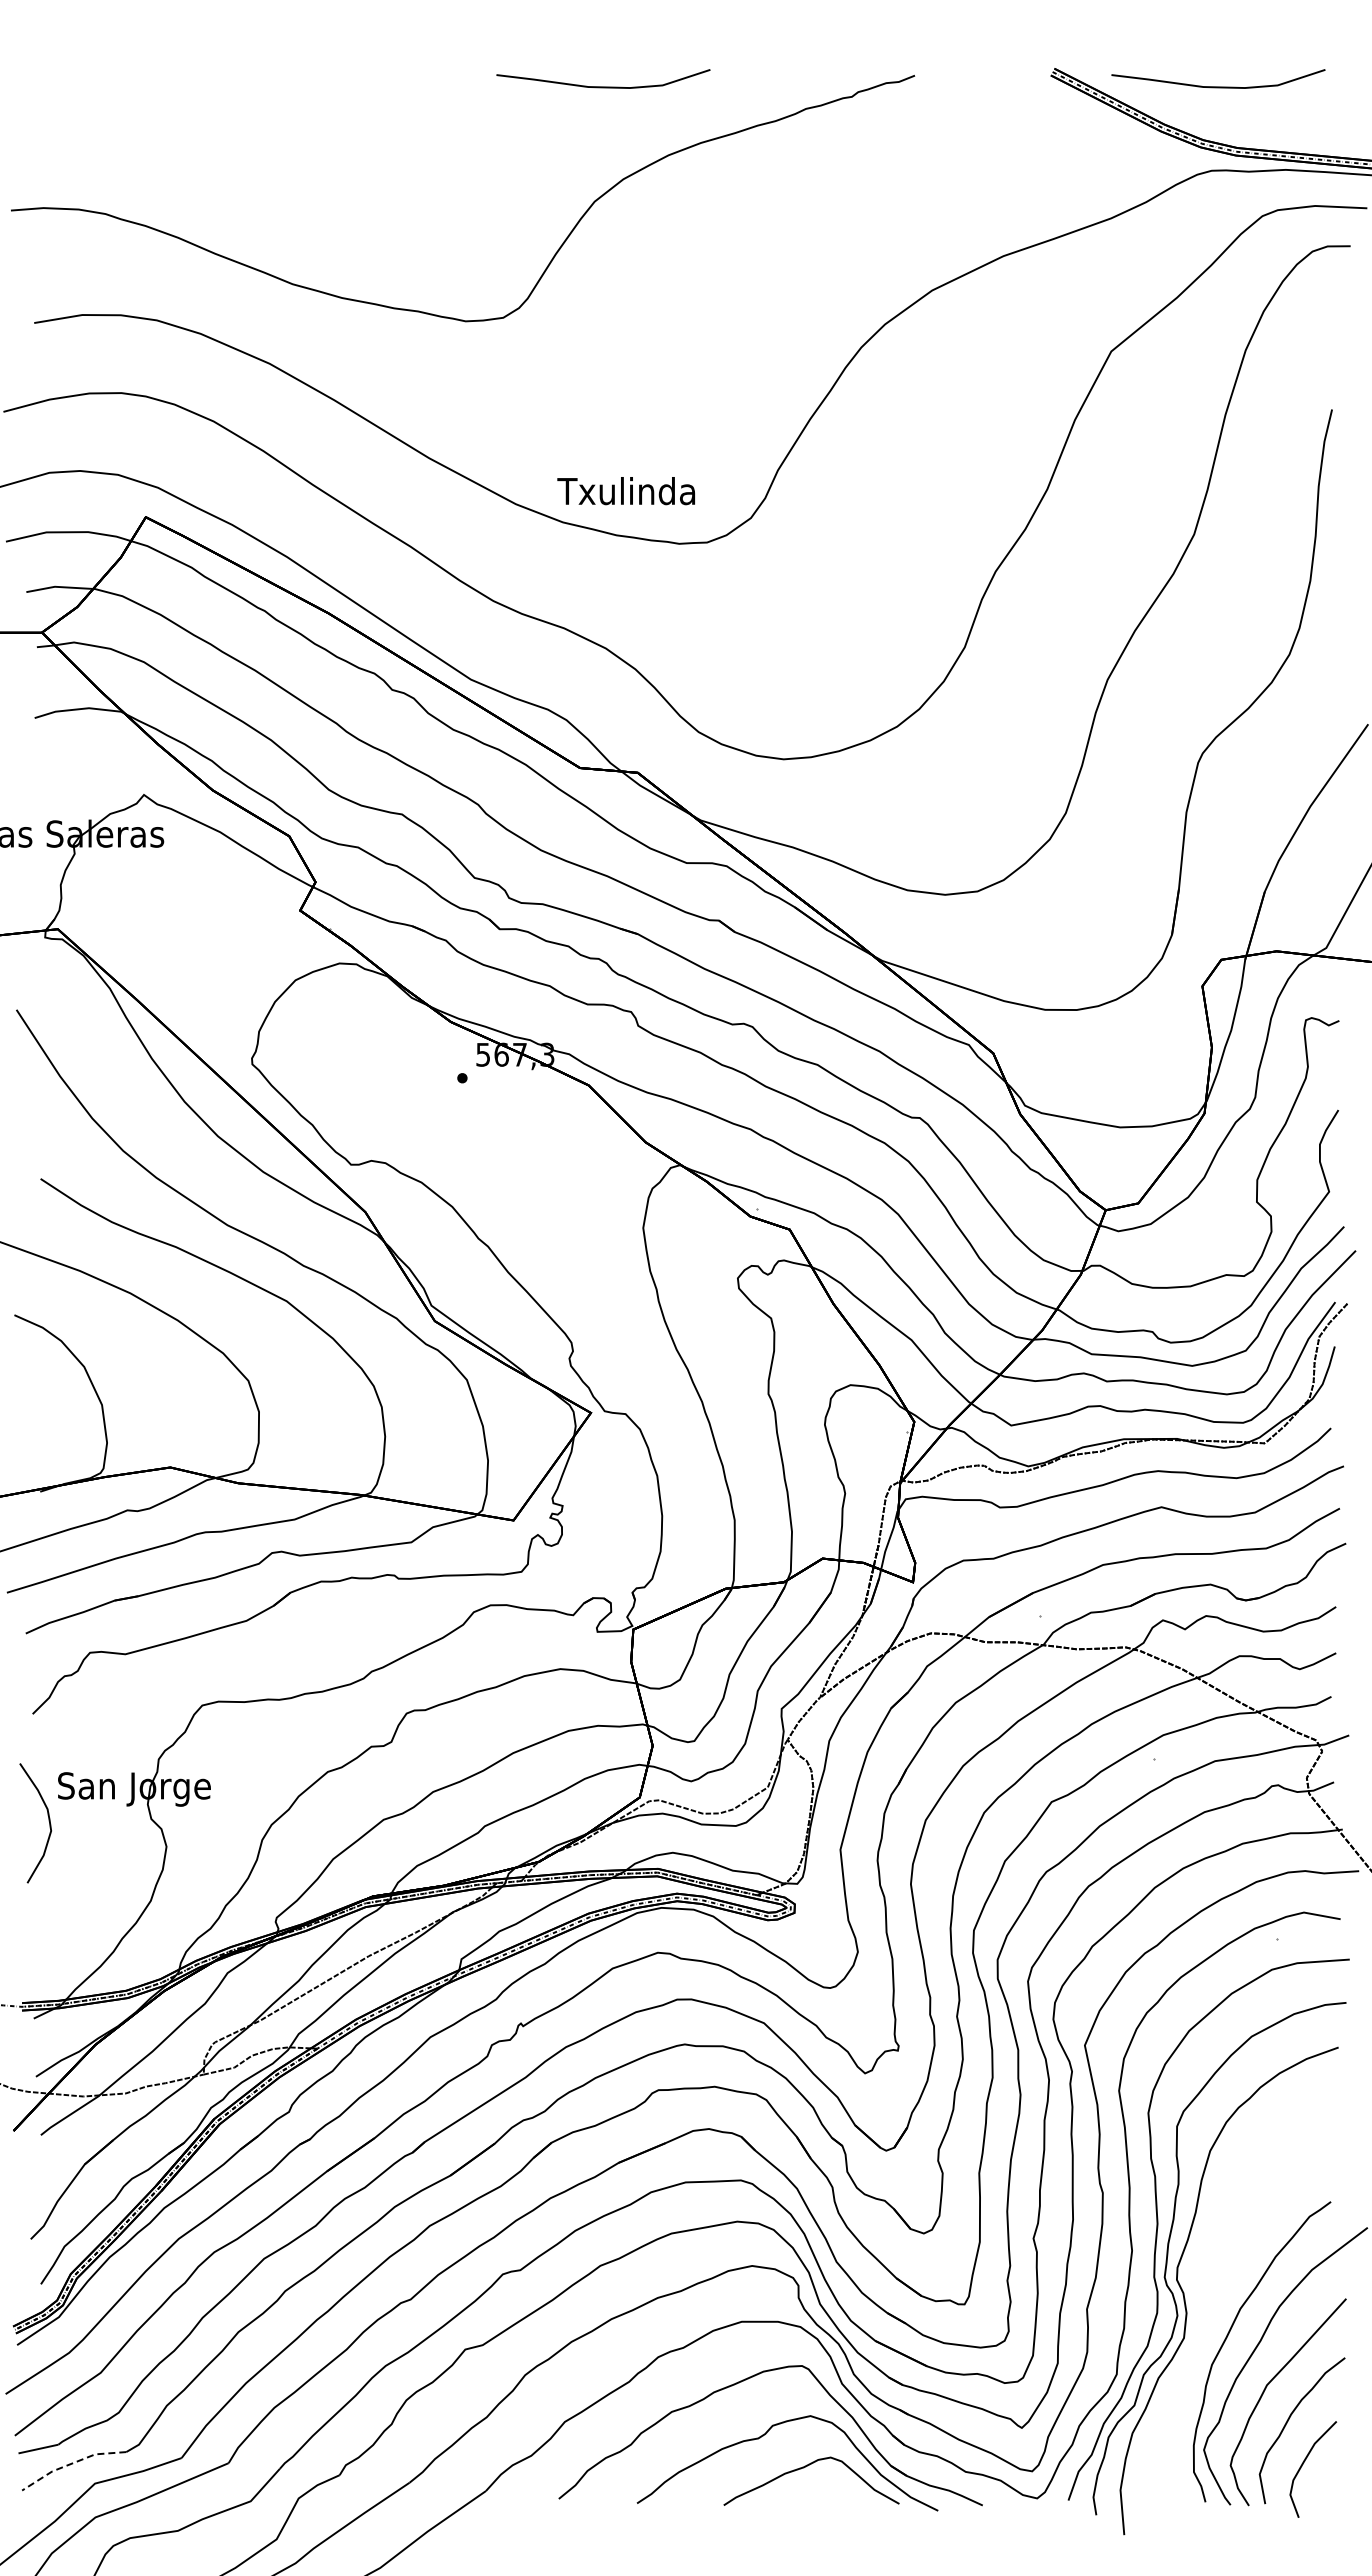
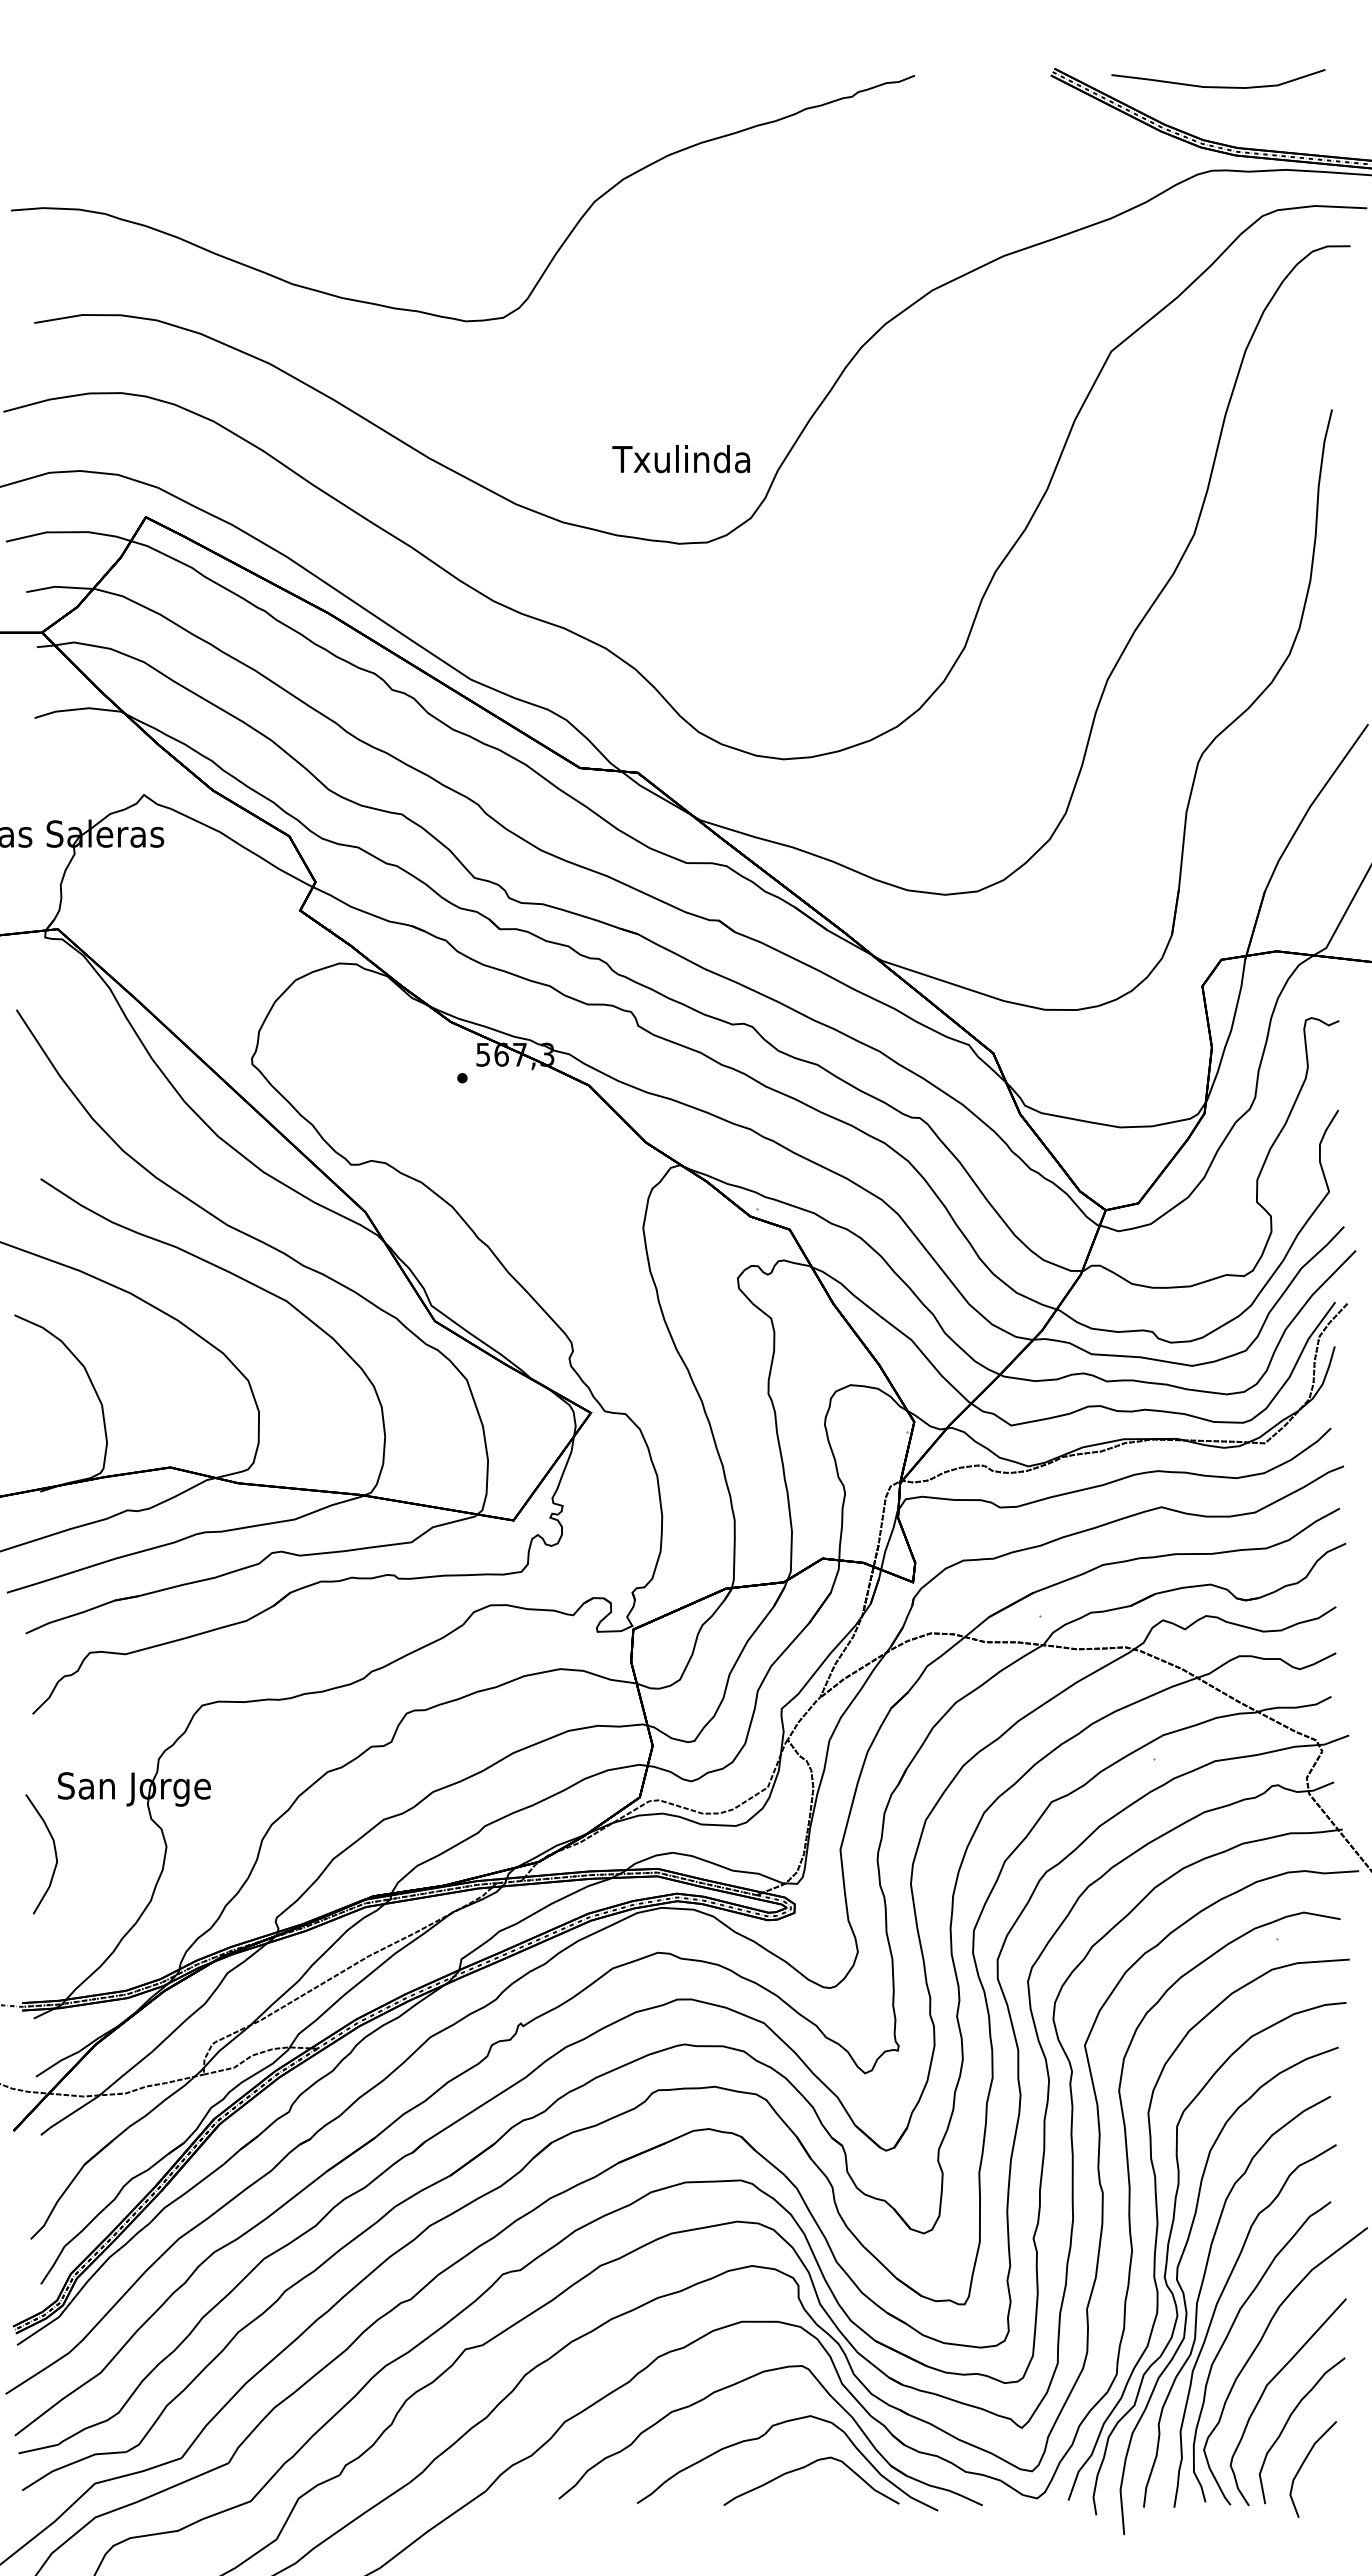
curve: present -> none (603, 86)
text position: (625, 491) -> (680, 459) (680, 459)
curve position: (48, 1821) -> (54, 1852) (54, 1852)
part: none -> present (1223, 2292)
line: dashed -> solid (71, 2463)
